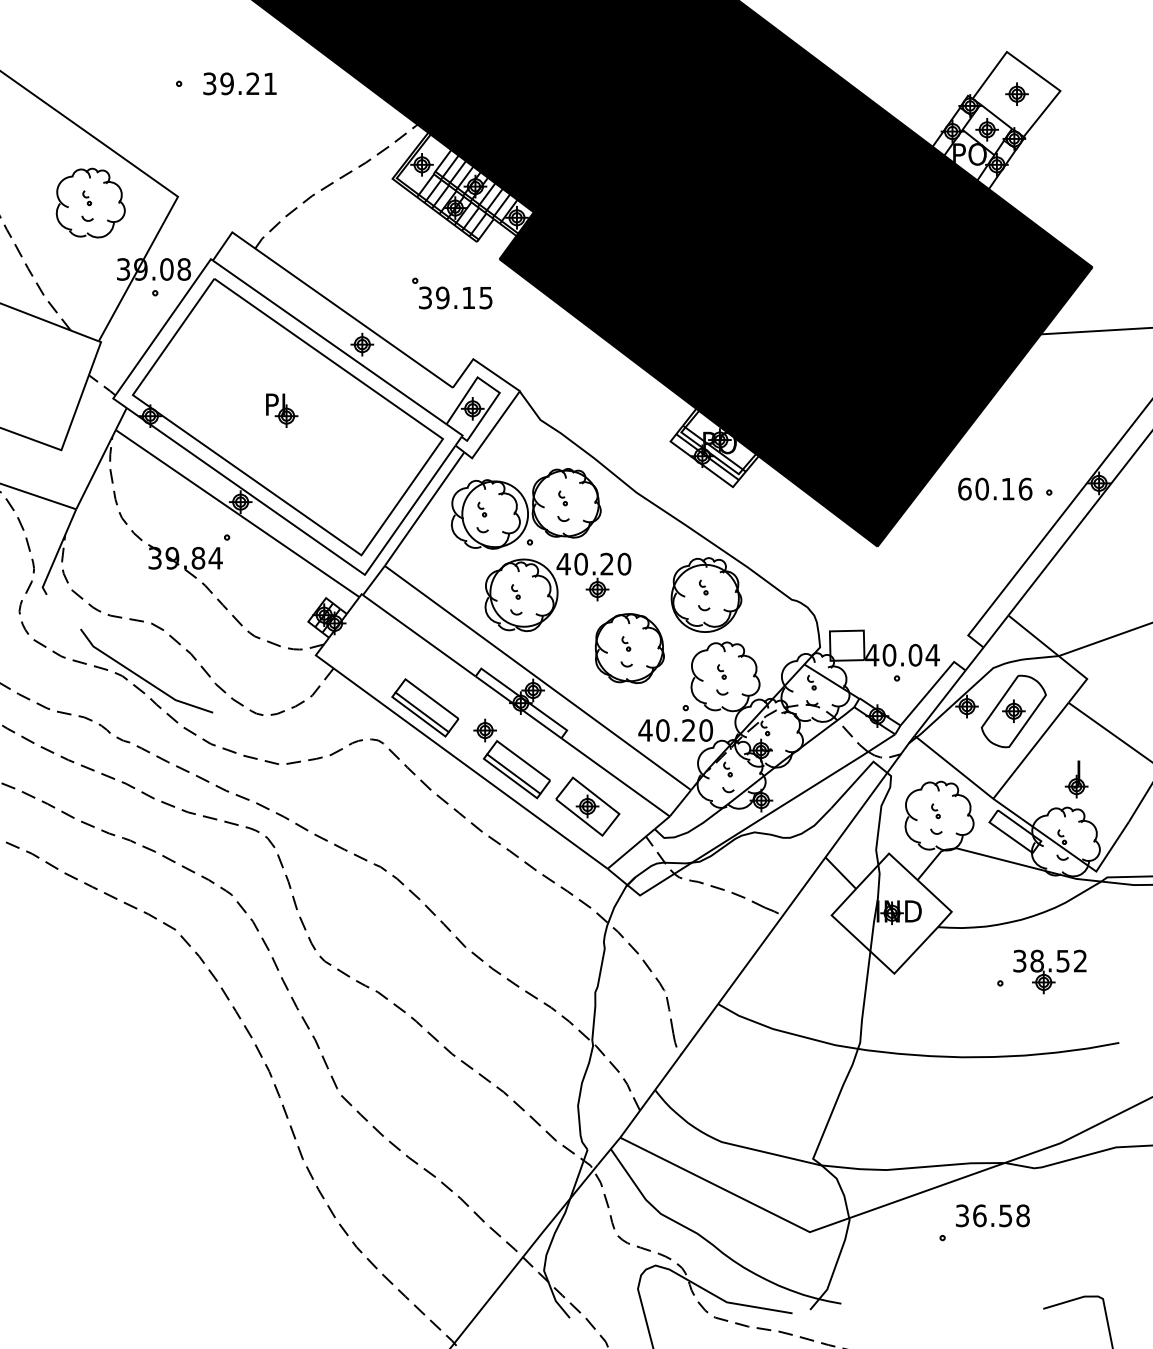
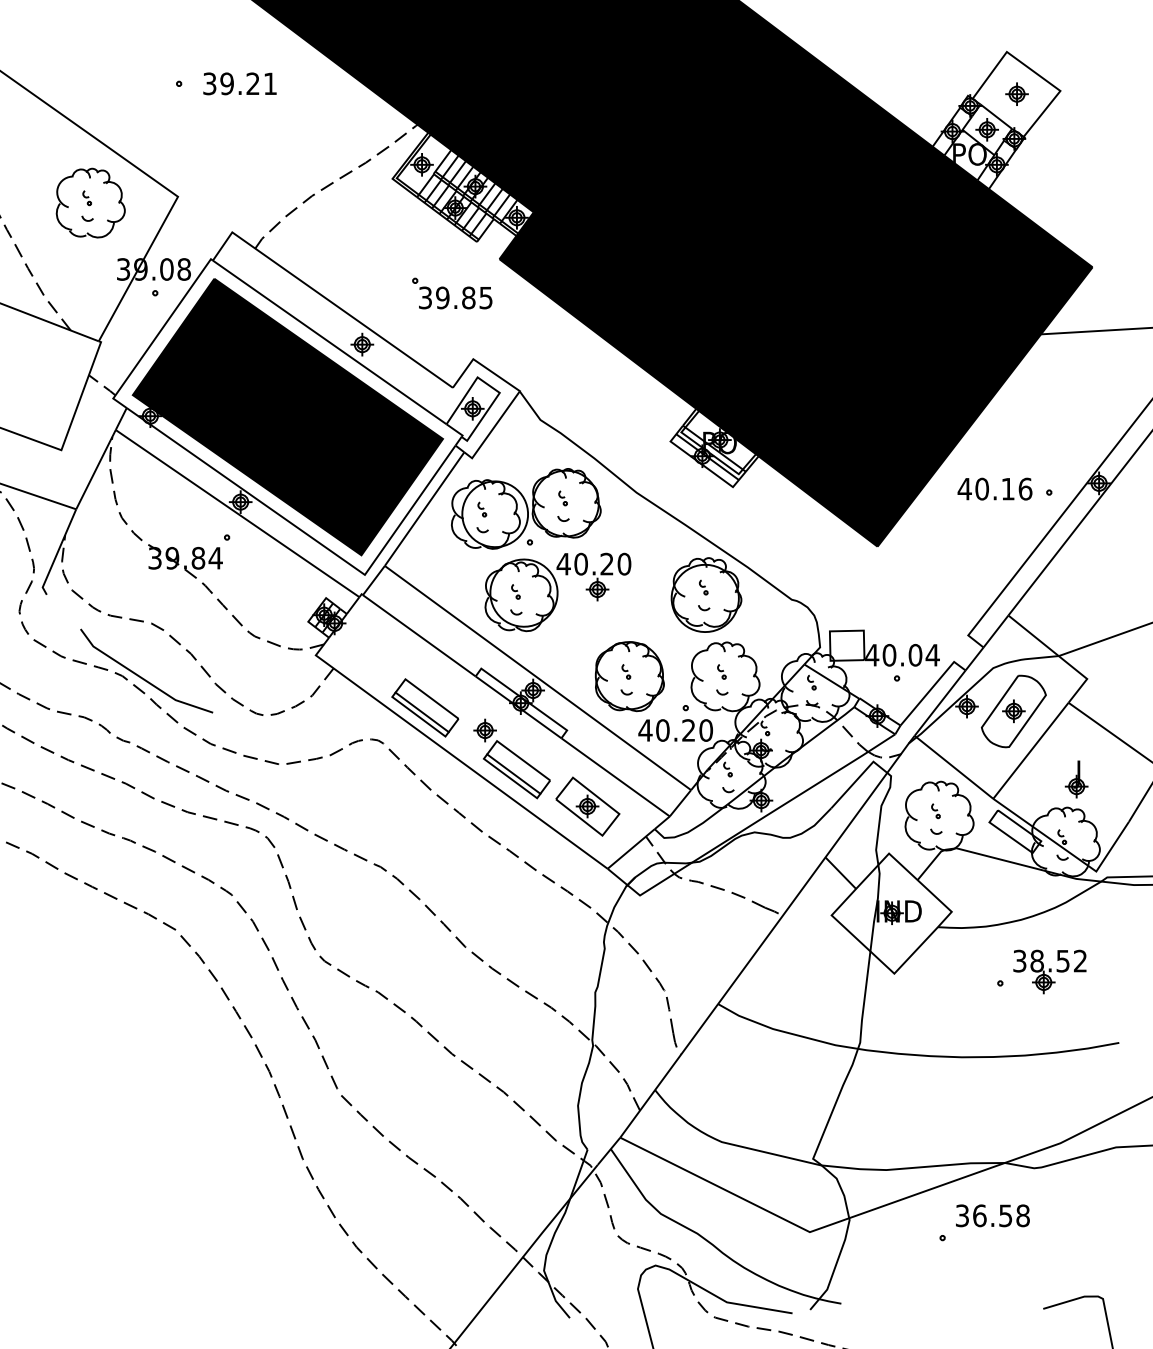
text: 39.15 -> 39.85 (468, 297)
fill: none -> present (287, 416)
text: 60.16 -> 40.16 (964, 488)
part position: (629, 648) -> (629, 676) (629, 676)
